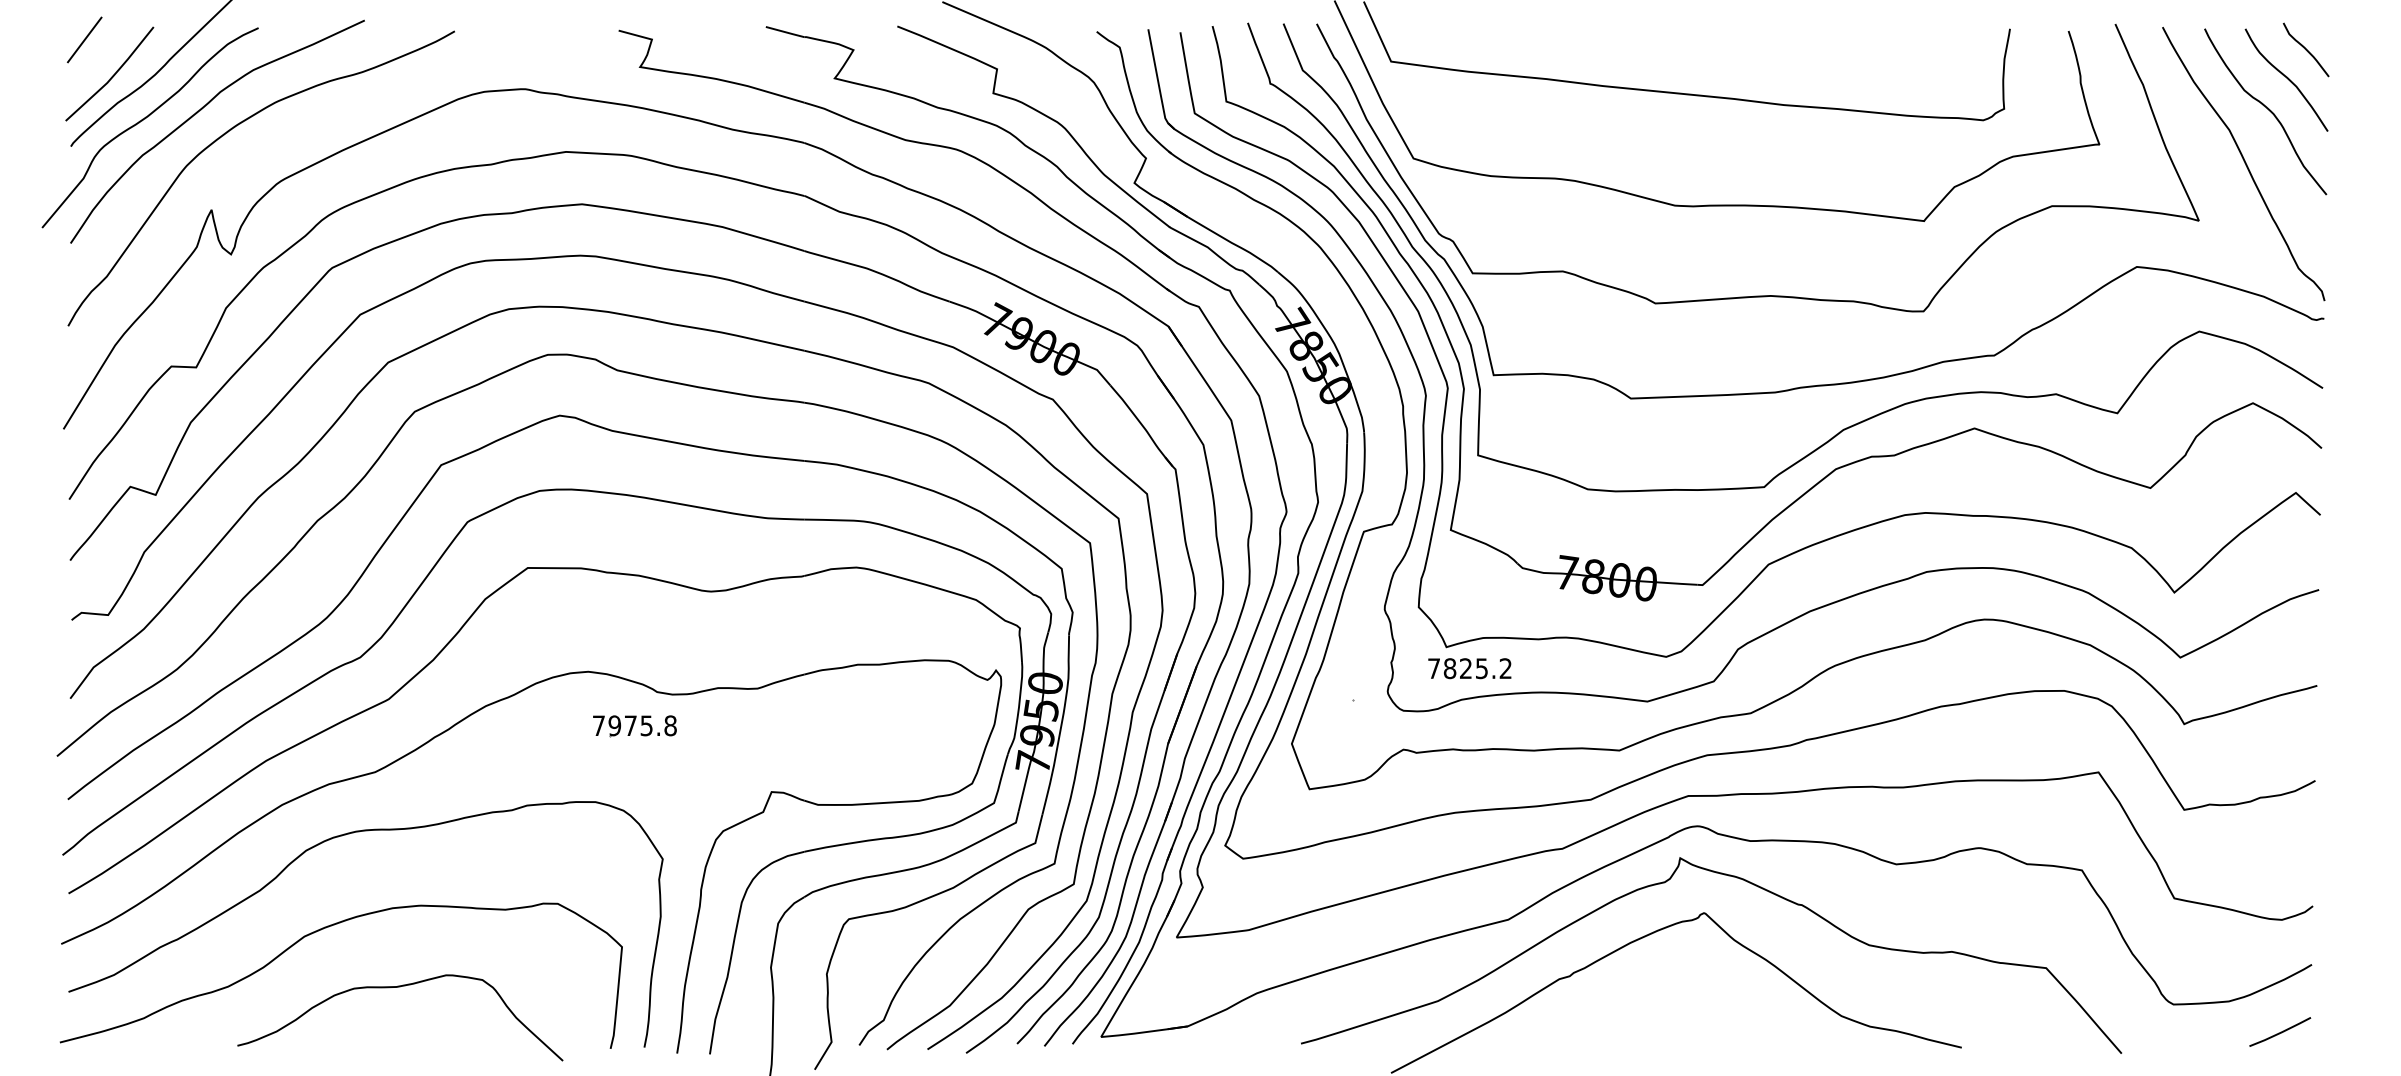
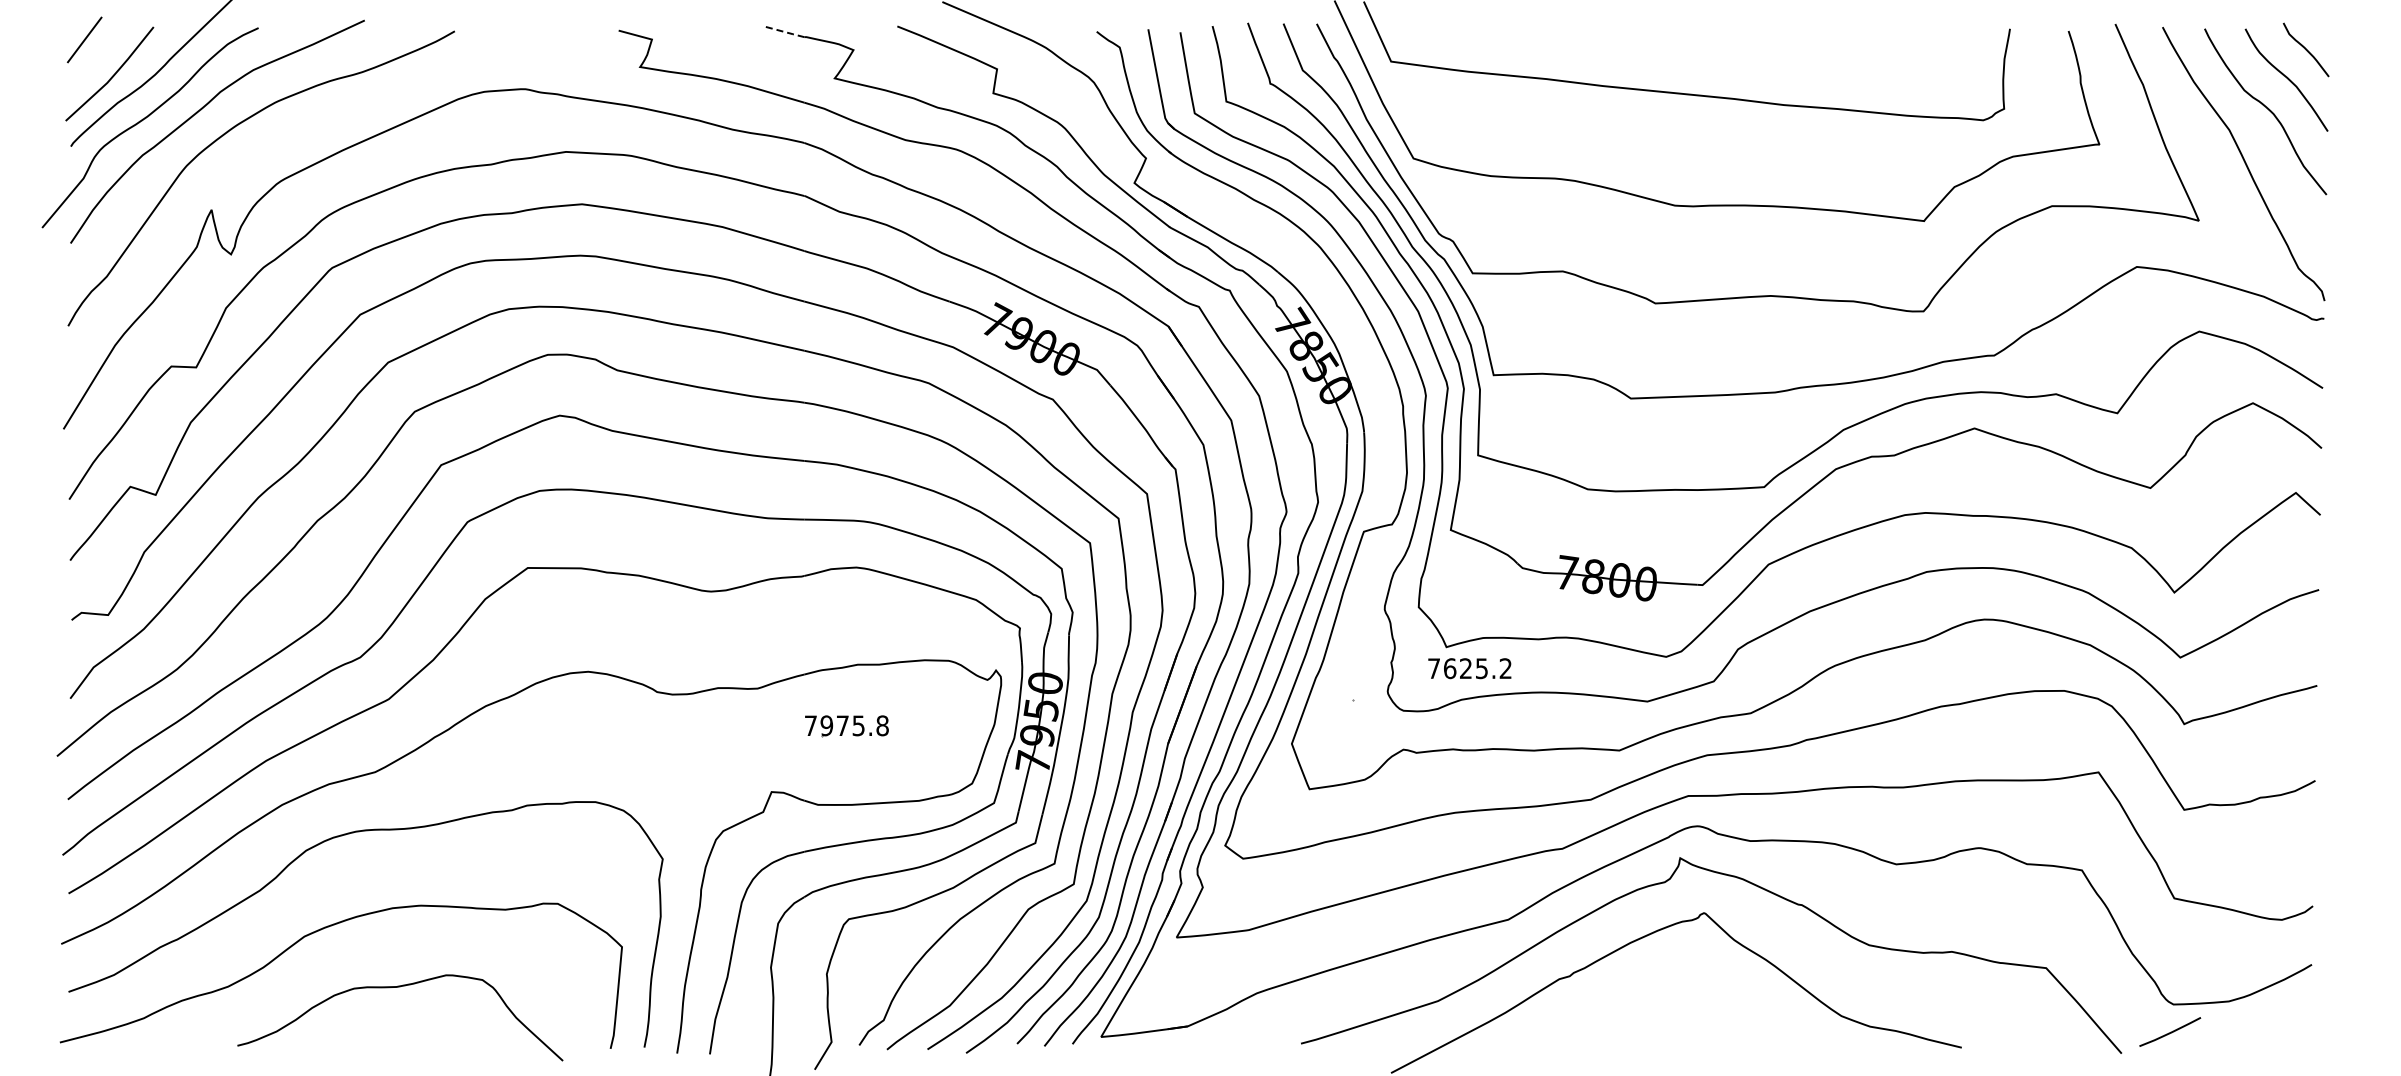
line: solid -> dashed (785, 32)
text: 7825.2 -> 7625.2 (1449, 668)
part position: (634, 726) -> (846, 726) (846, 726)
line position: (2280, 1031) -> (2170, 1031) (2170, 1031)
